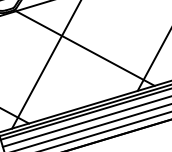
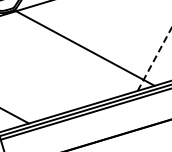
line: solid -> dashed (154, 59)
line: present -> none (46, 65)
line: present -> none (85, 121)
line: present -> none (95, 126)
line: present -> none (108, 130)
